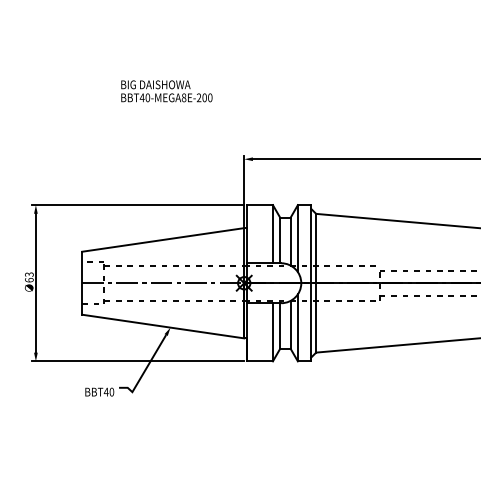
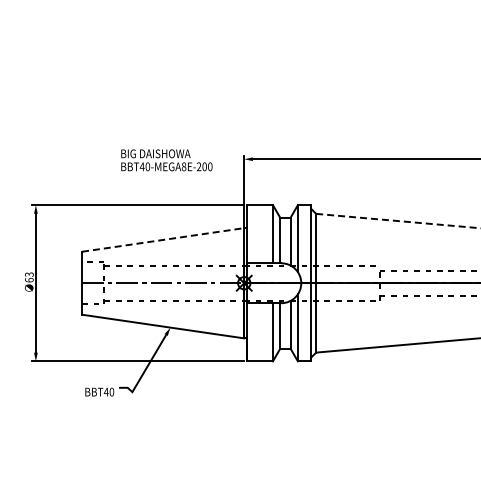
text position: (166, 91) -> (166, 160) (166, 160)
line: solid -> dashed (398, 221)
line: solid -> dashed (163, 239)
